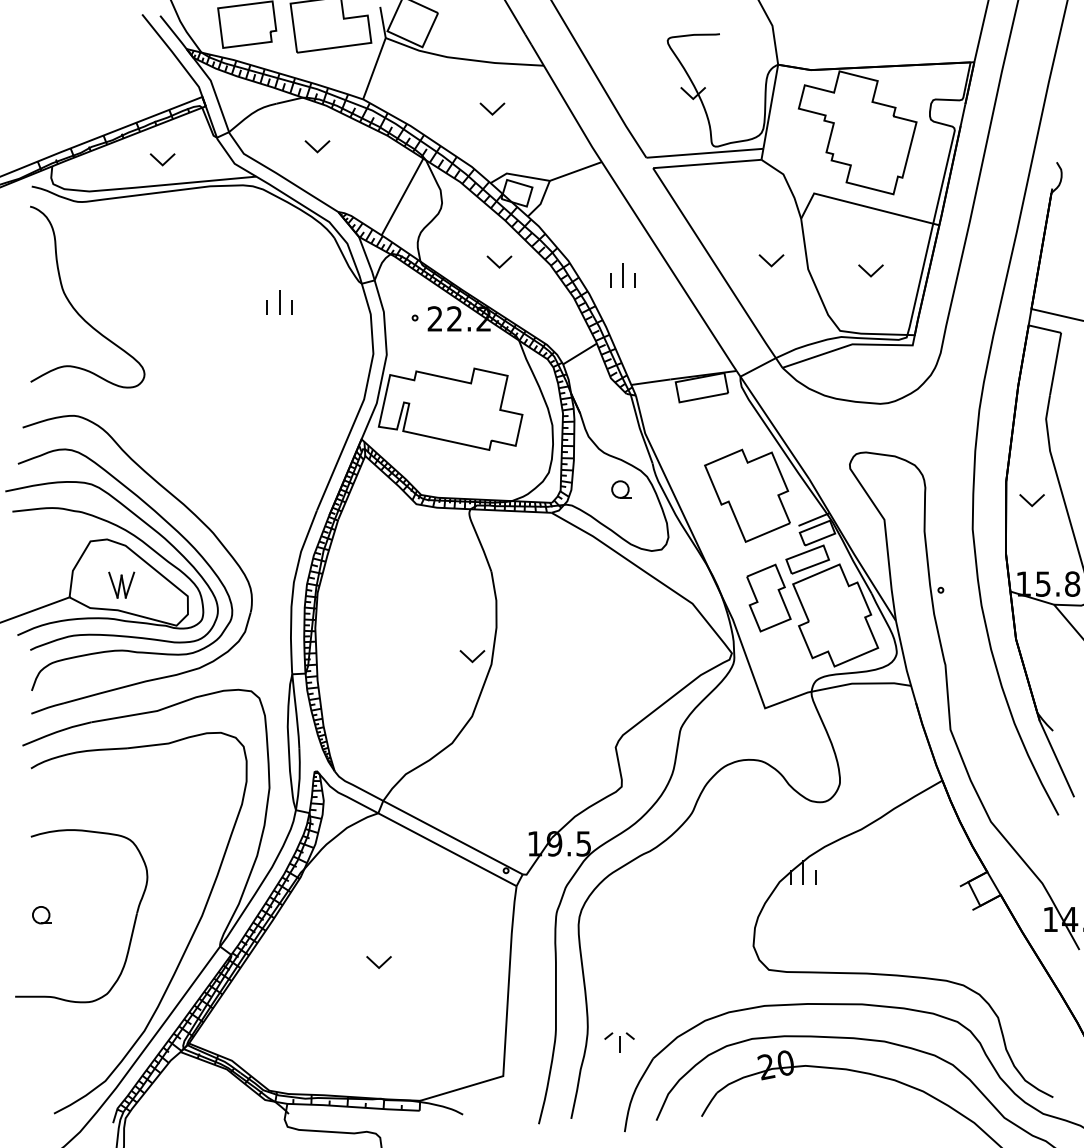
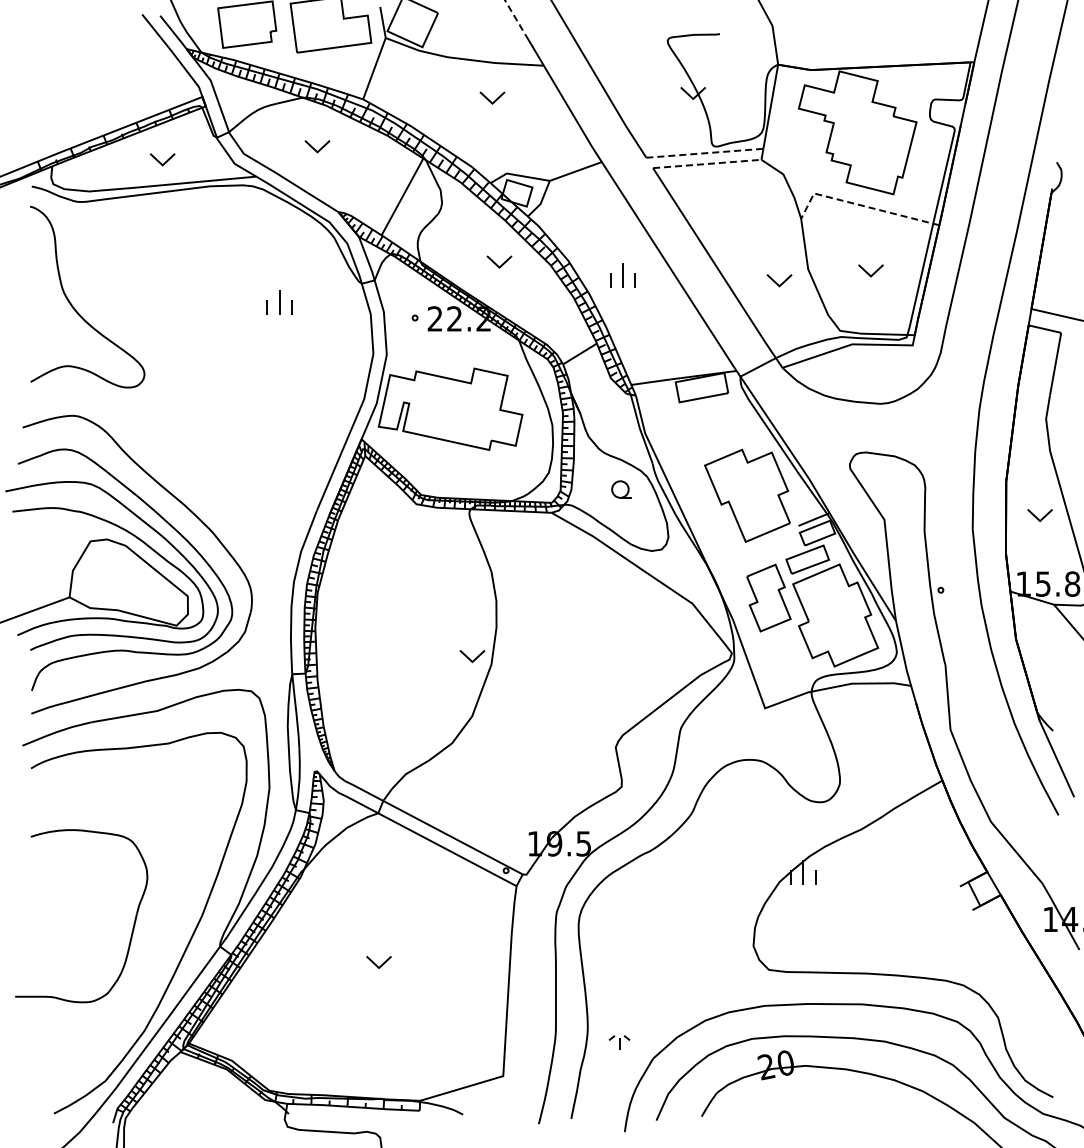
line: solid -> dashed (515, 17)
part position: (492, 108) -> (492, 97) (492, 97)
line: solid -> dashed (704, 153)
line: solid -> dashed (707, 163)
line: solid -> dashed (862, 205)
part position: (771, 260) -> (779, 280) (779, 280)
part position: (1031, 500) -> (1039, 515) (1039, 515)
part: present -> none (121, 584)
part: present -> none (41, 915)
part size: 31x21 px -> 23x15 px (619, 1042)
